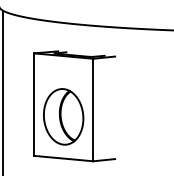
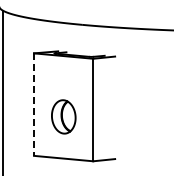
line: solid -> dashed (34, 105)
part size: 42x58 px -> 26x36 px (63, 116)
